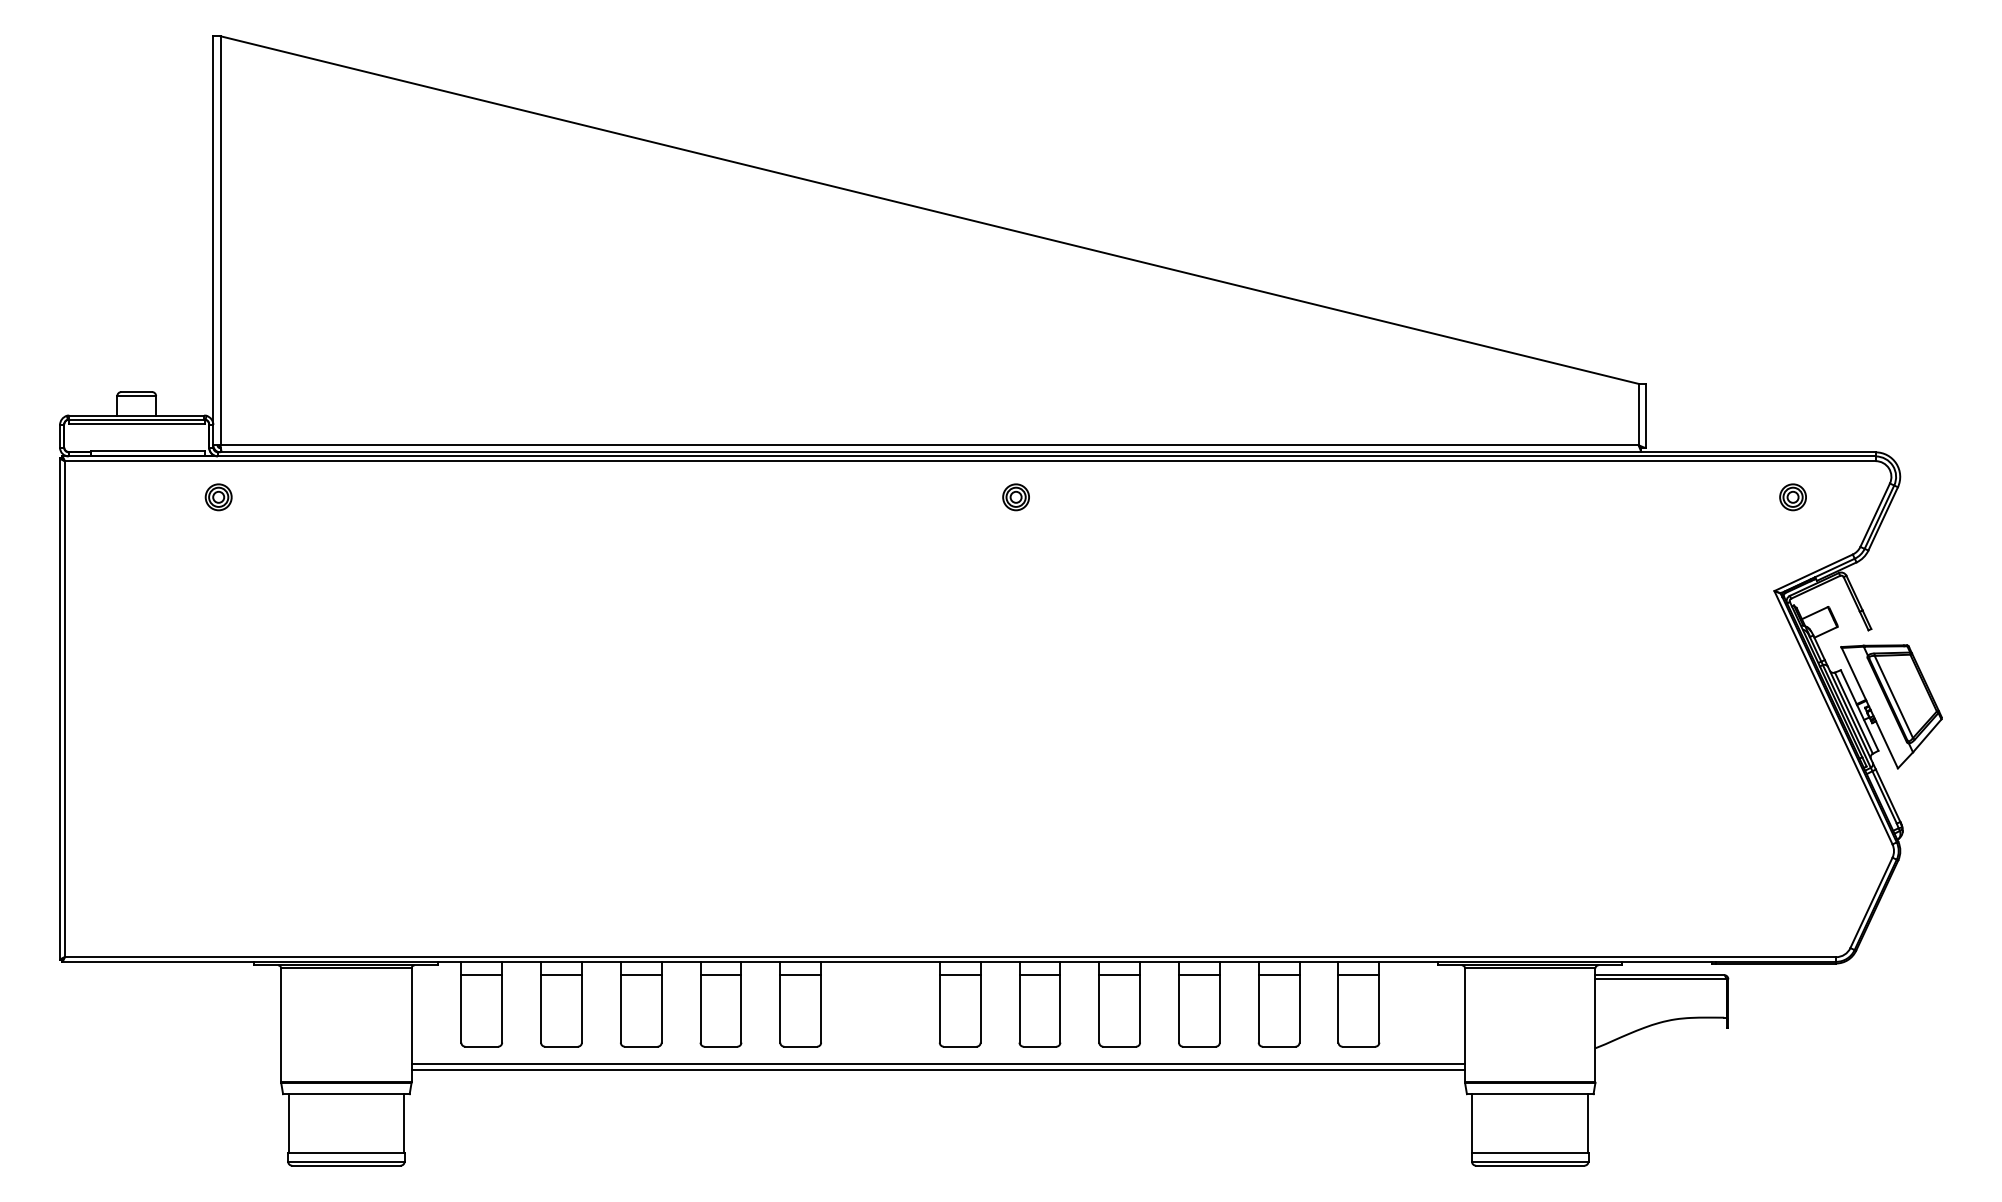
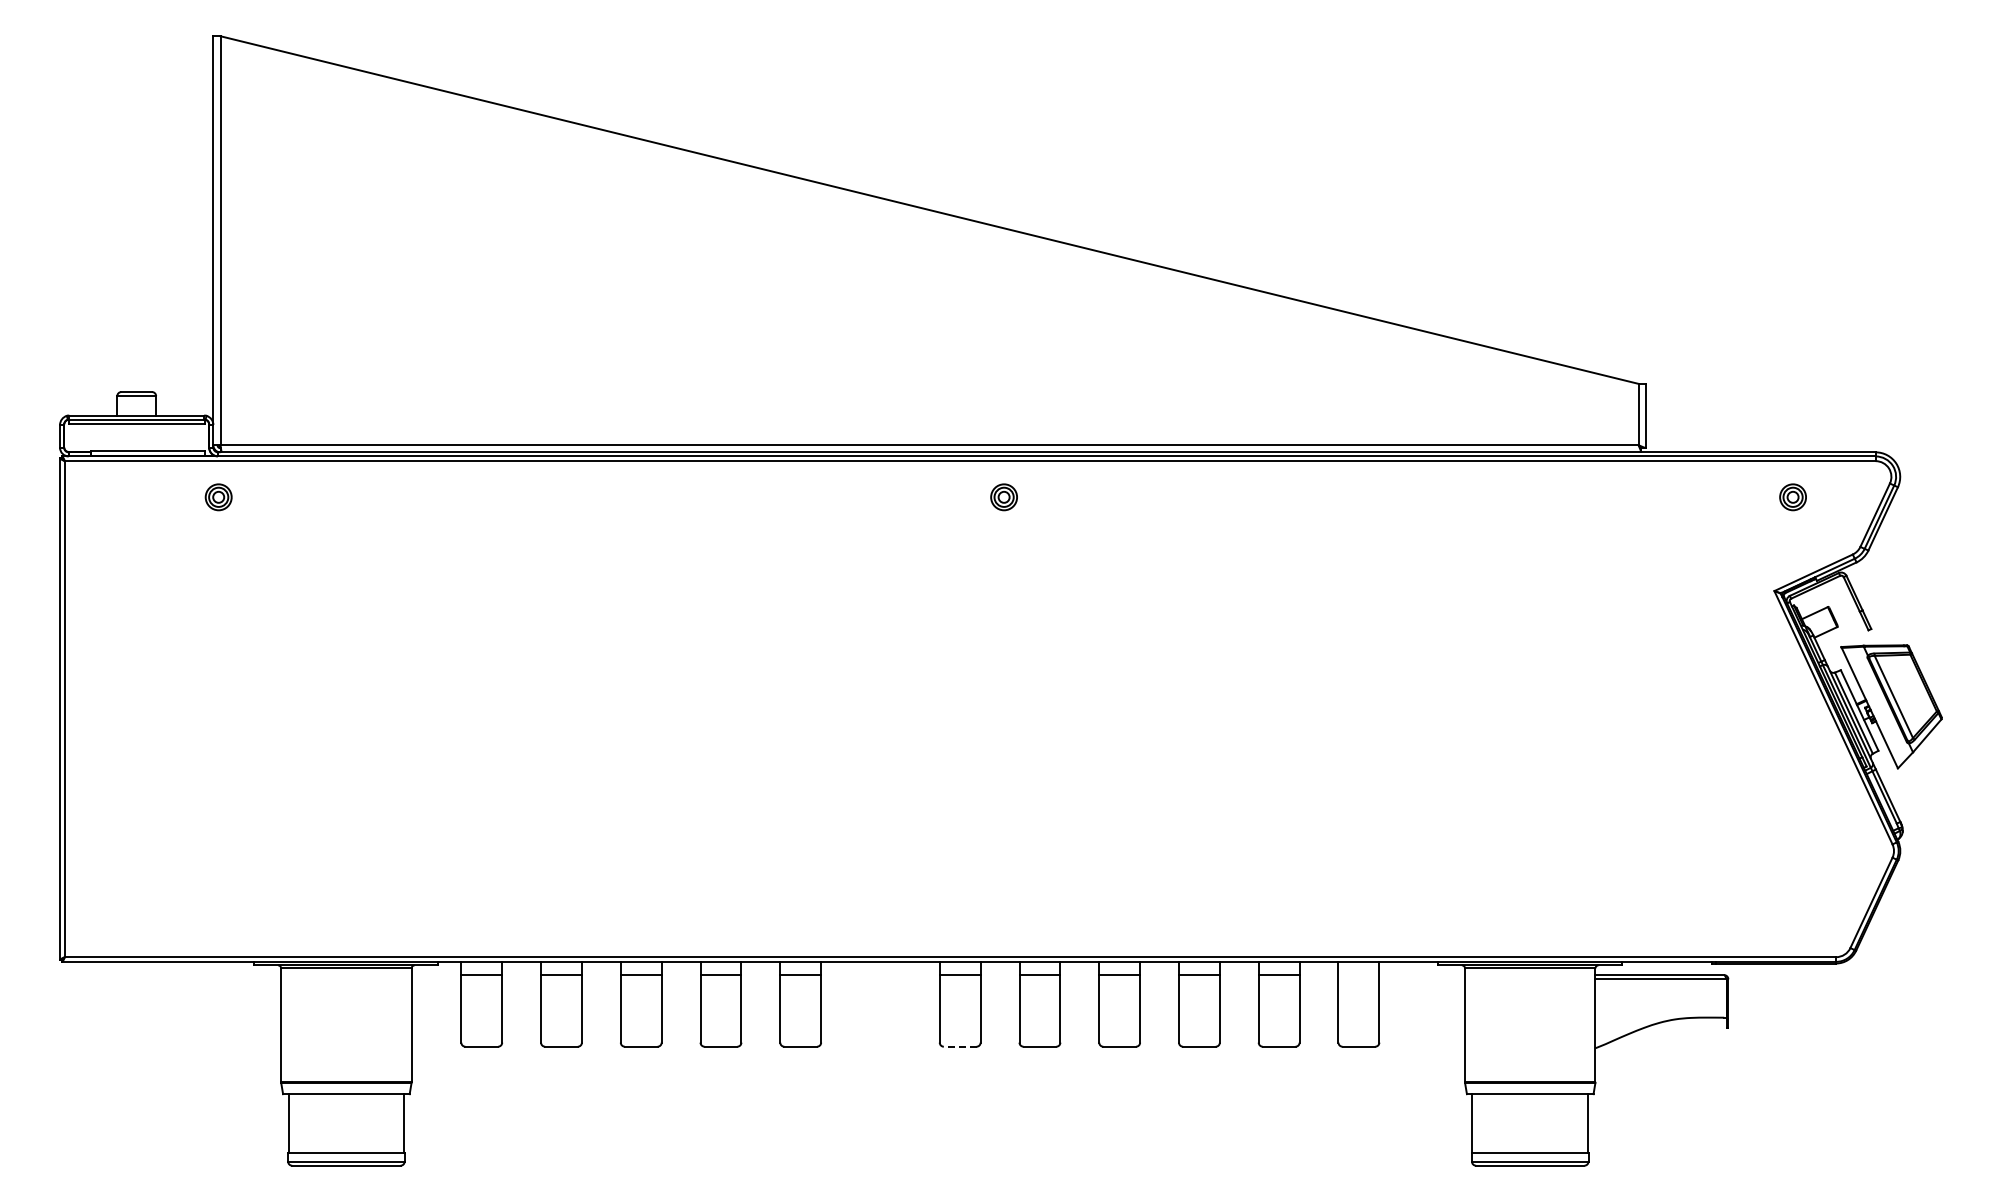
part position: (1015, 497) -> (1003, 497) (1003, 497)
line: present -> none (1358, 975)
line: solid -> dashed (959, 1046)
line: present -> none (938, 1064)
line: present -> none (938, 1069)
